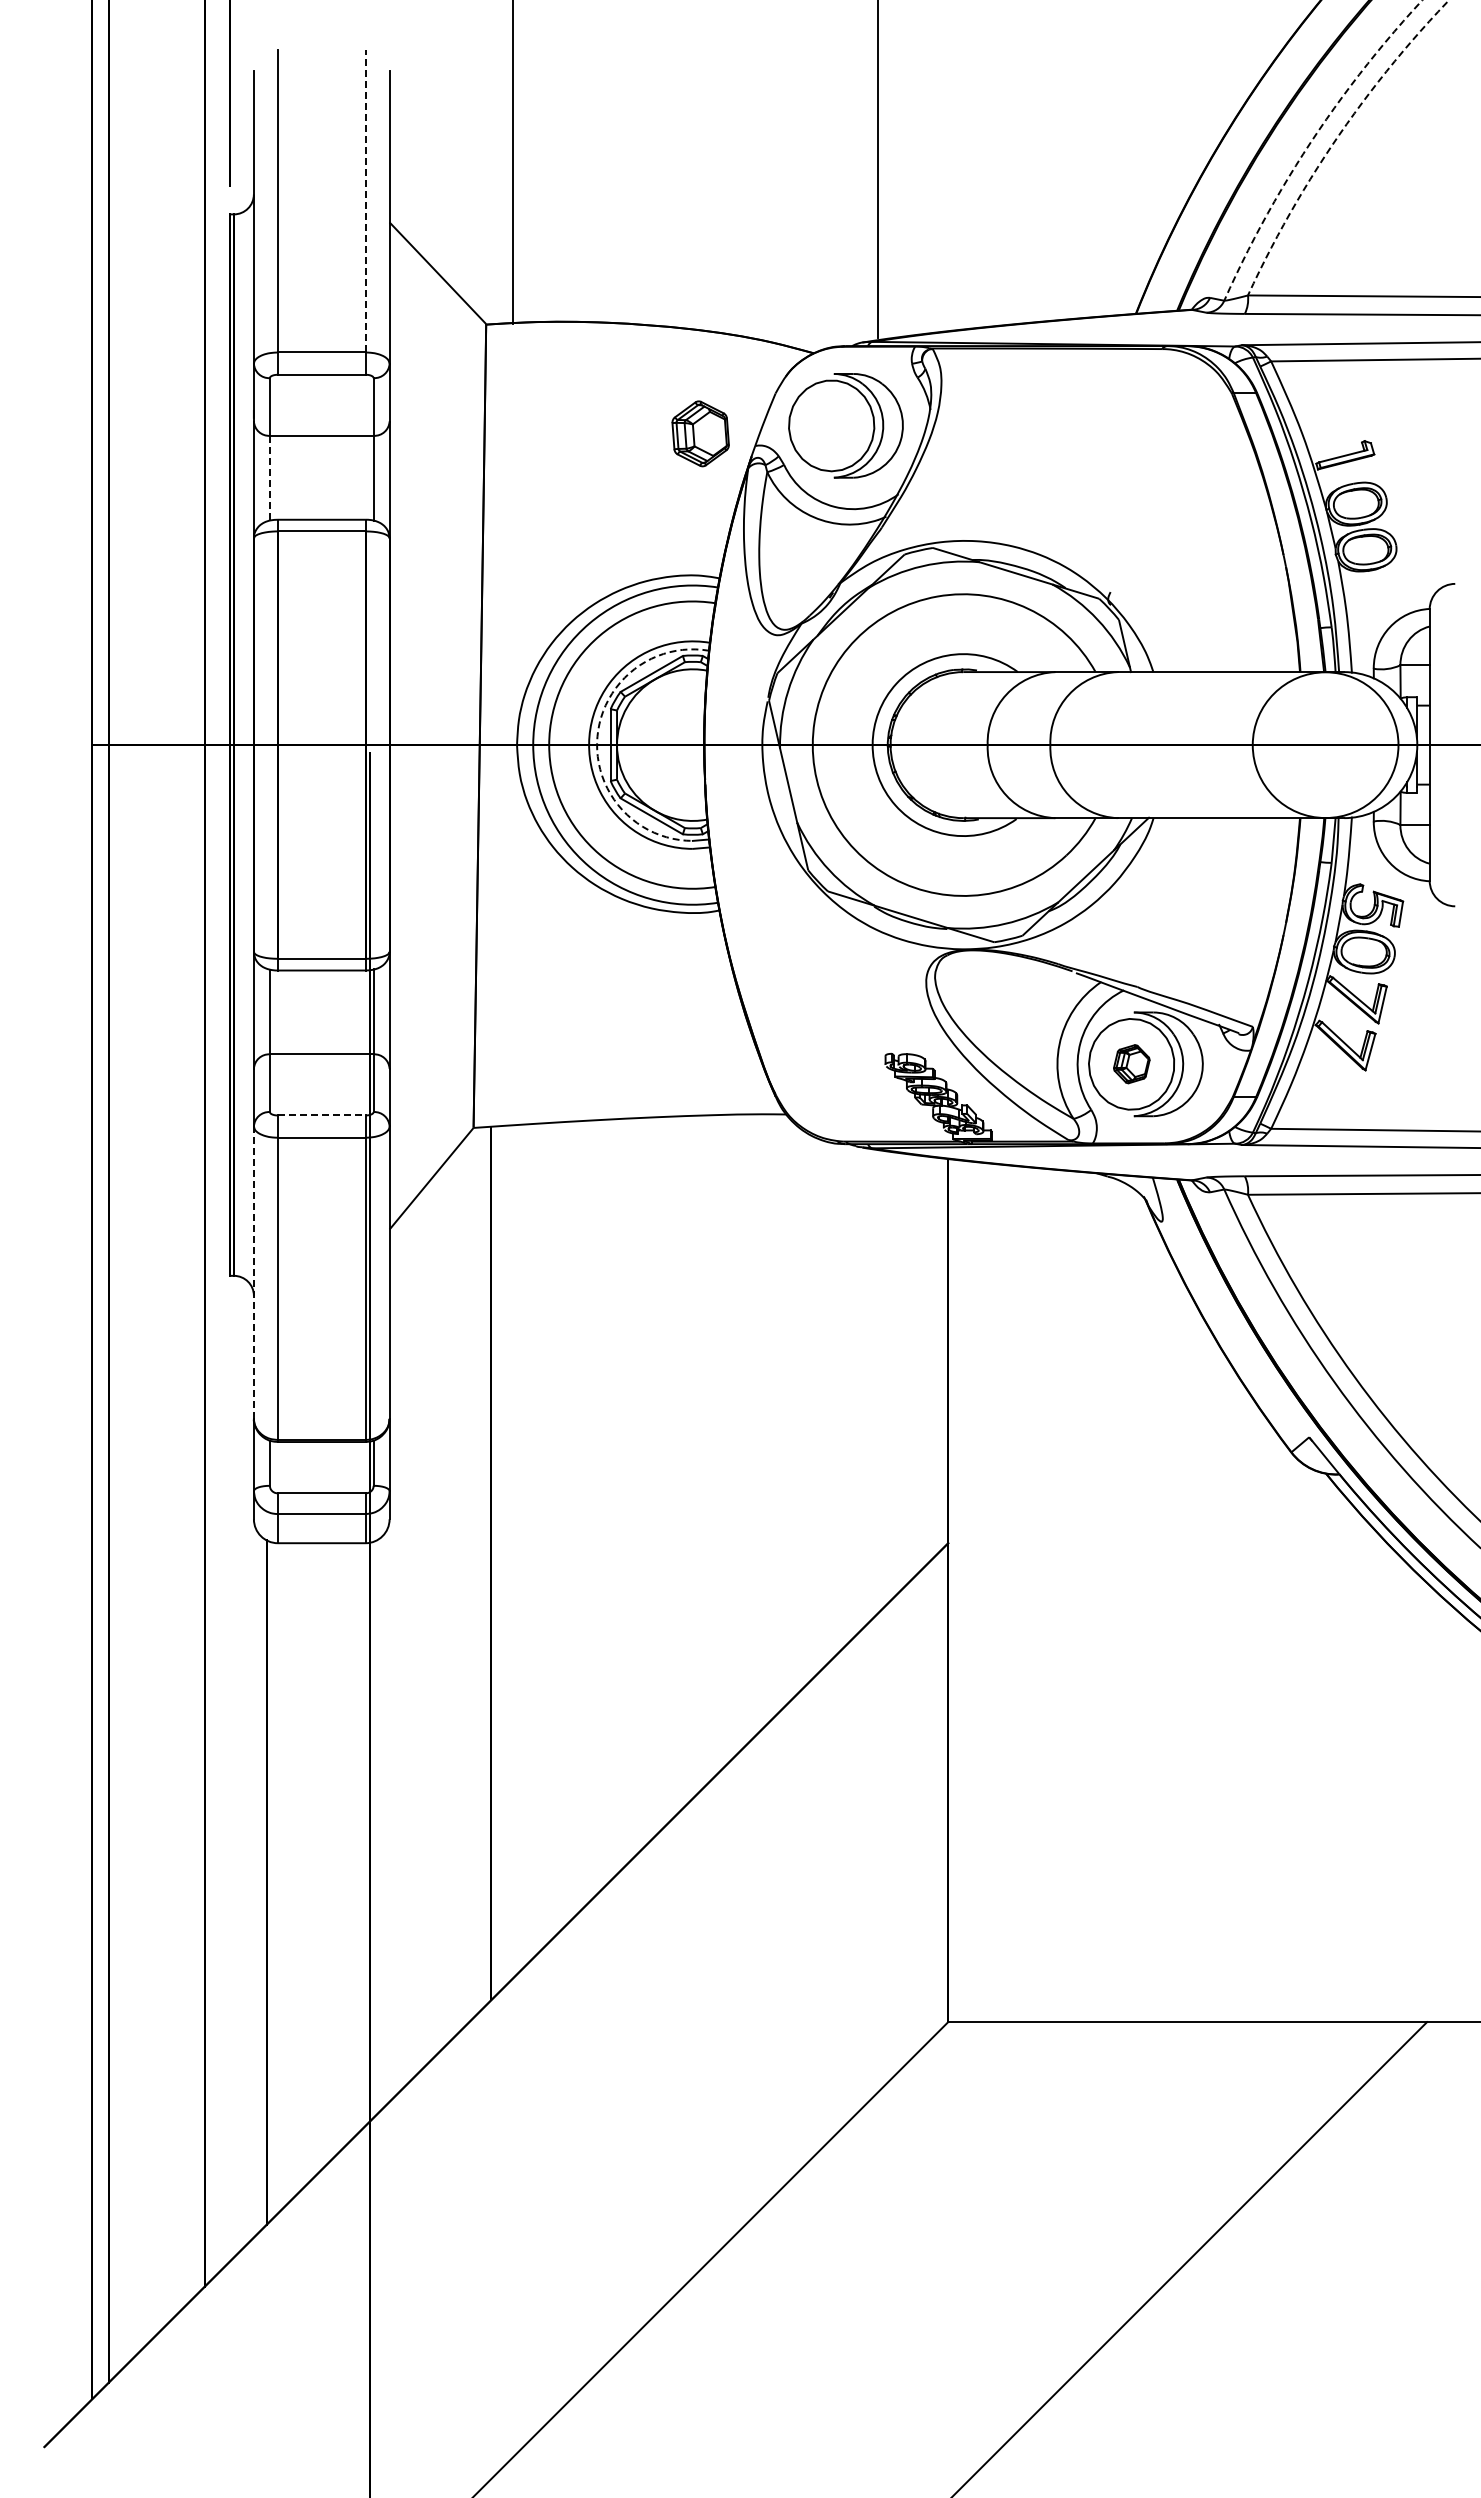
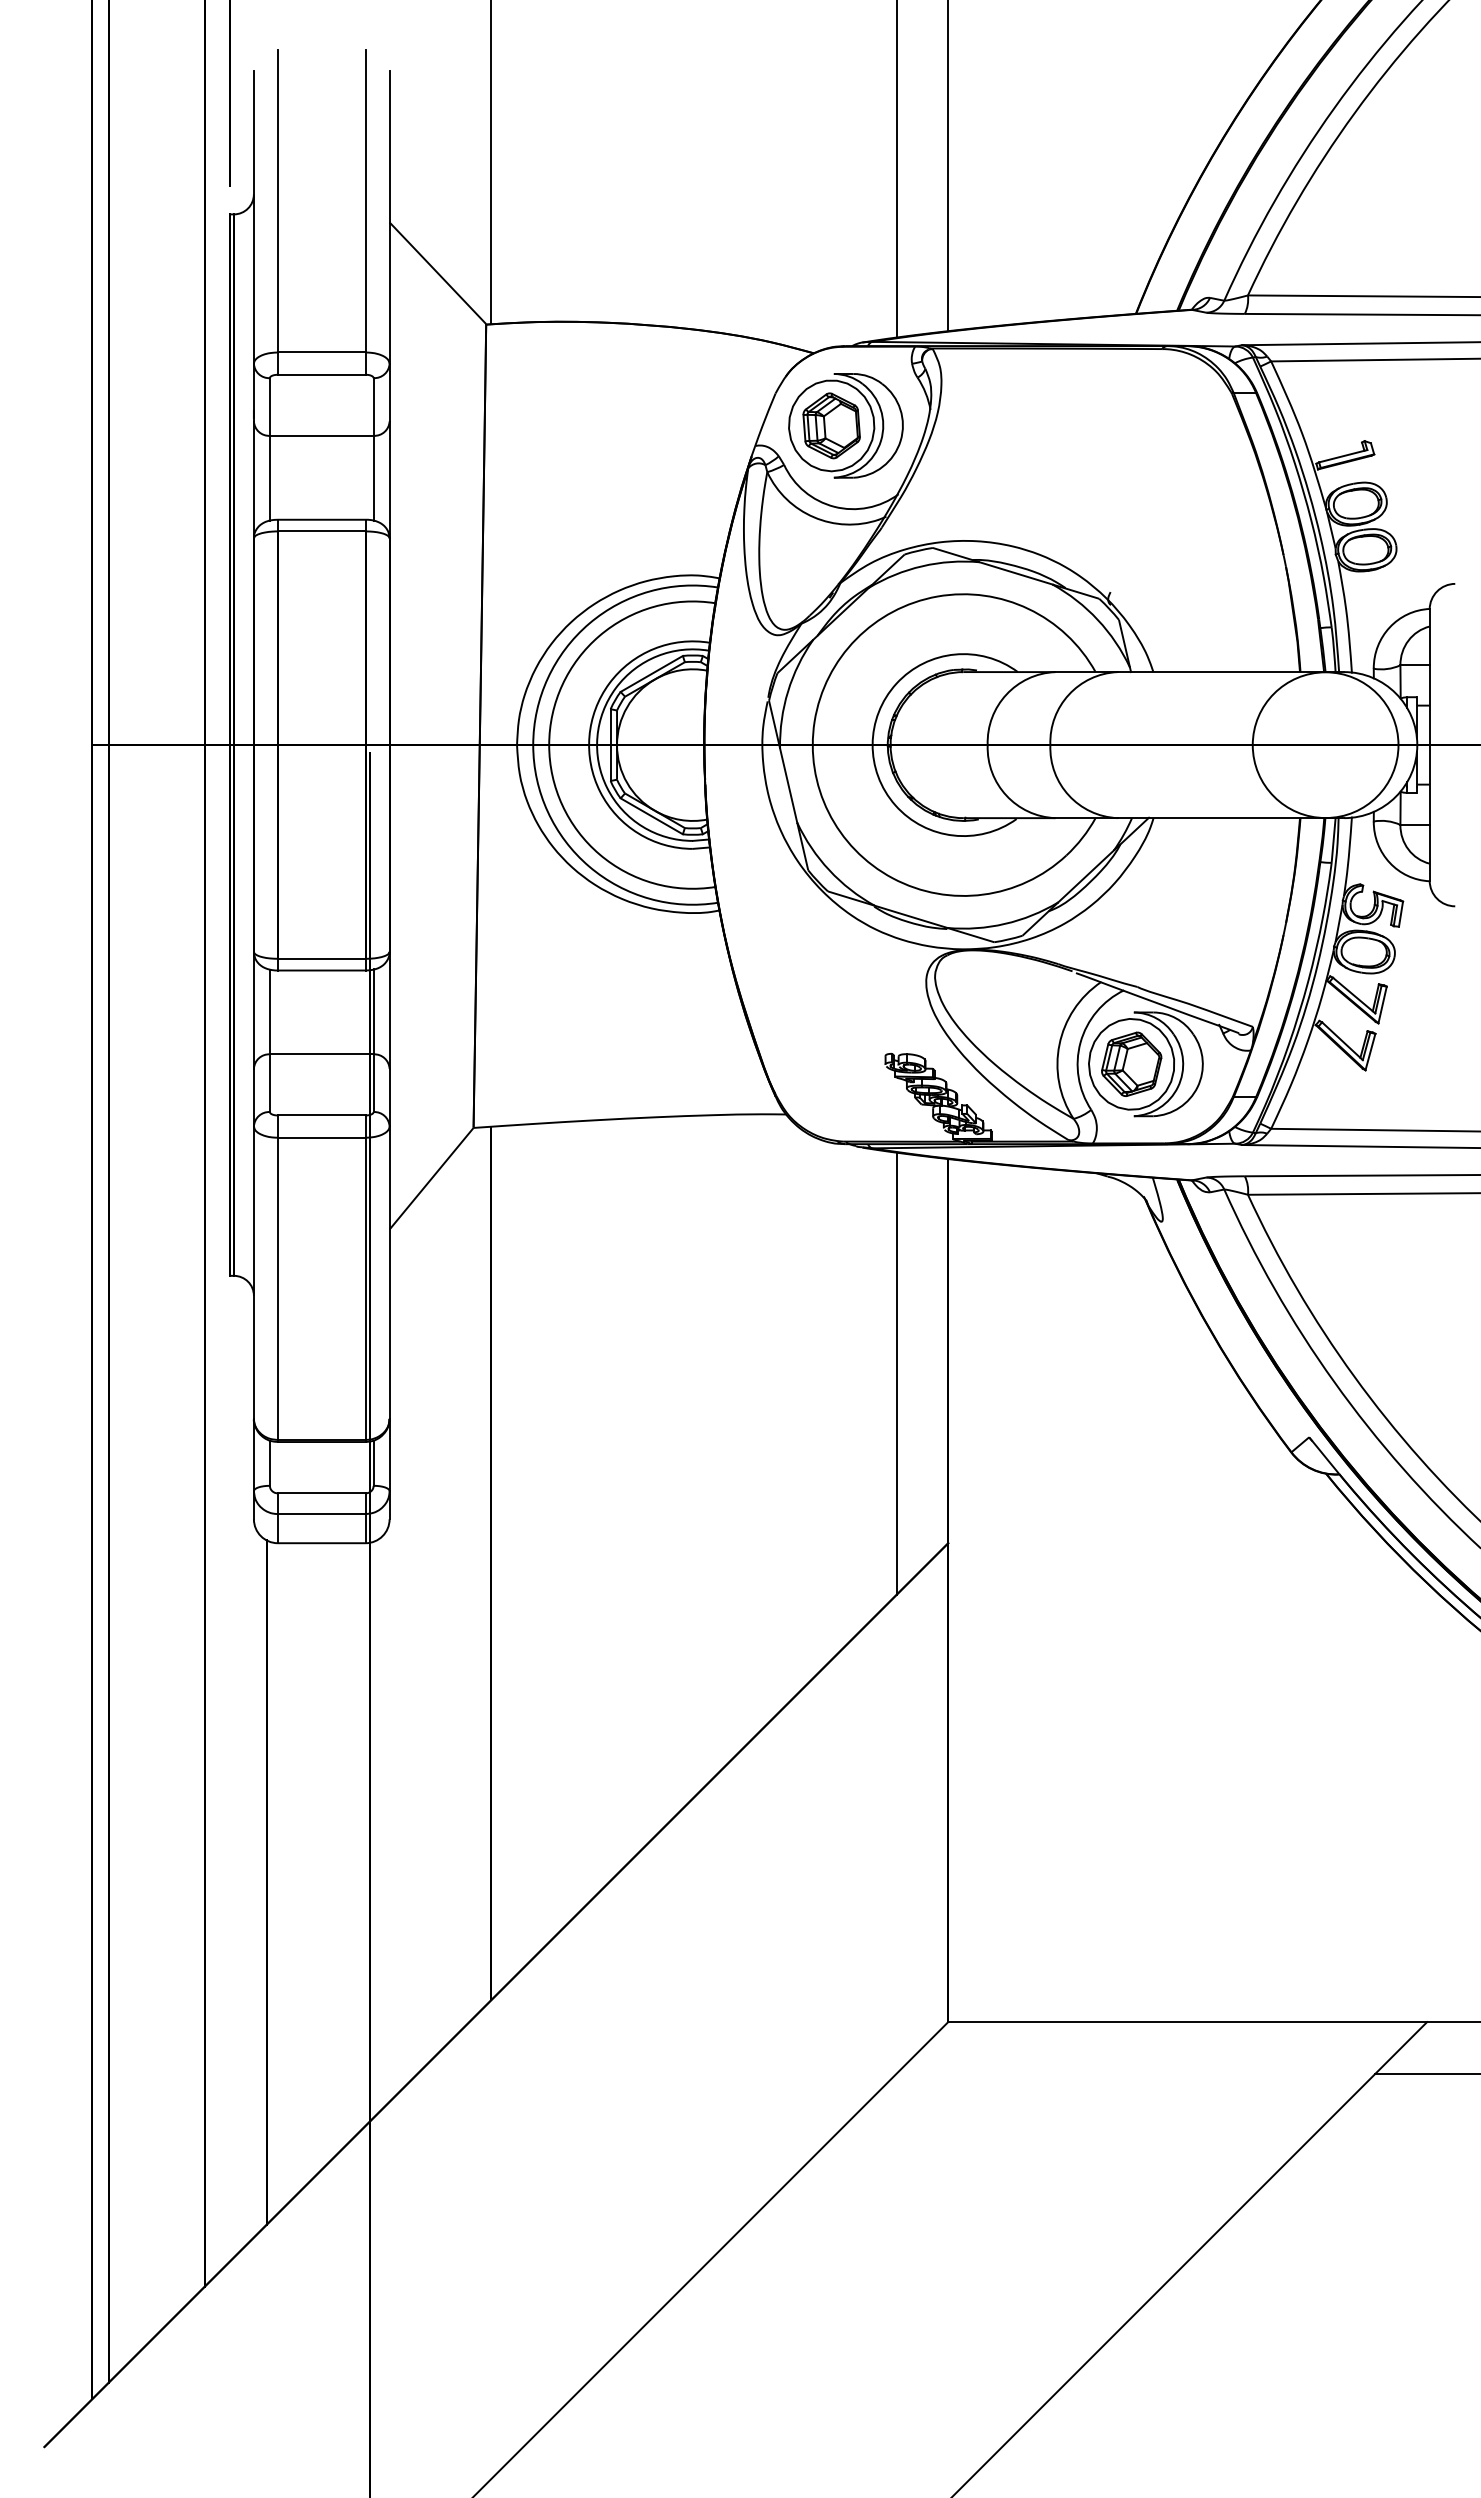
arc: dashed -> solid (1336, 139)
arc: dashed -> solid (1310, 142)
line position: (513, 163) -> (491, 163) (491, 163)
line: none -> present (948, 166)
line position: (877, 169) -> (896, 169) (896, 169)
line: dashed -> solid (365, 200)
part position: (700, 433) -> (831, 425) (831, 425)
line: dashed -> solid (269, 478)
arc: dashed -> solid (597, 736)
part size: 38x41 px -> 62x66 px (1131, 1063)
line: dashed -> solid (321, 1115)
line: dashed -> solid (253, 1272)
line: none -> present (896, 1373)
line: none -> present (1426, 2073)
